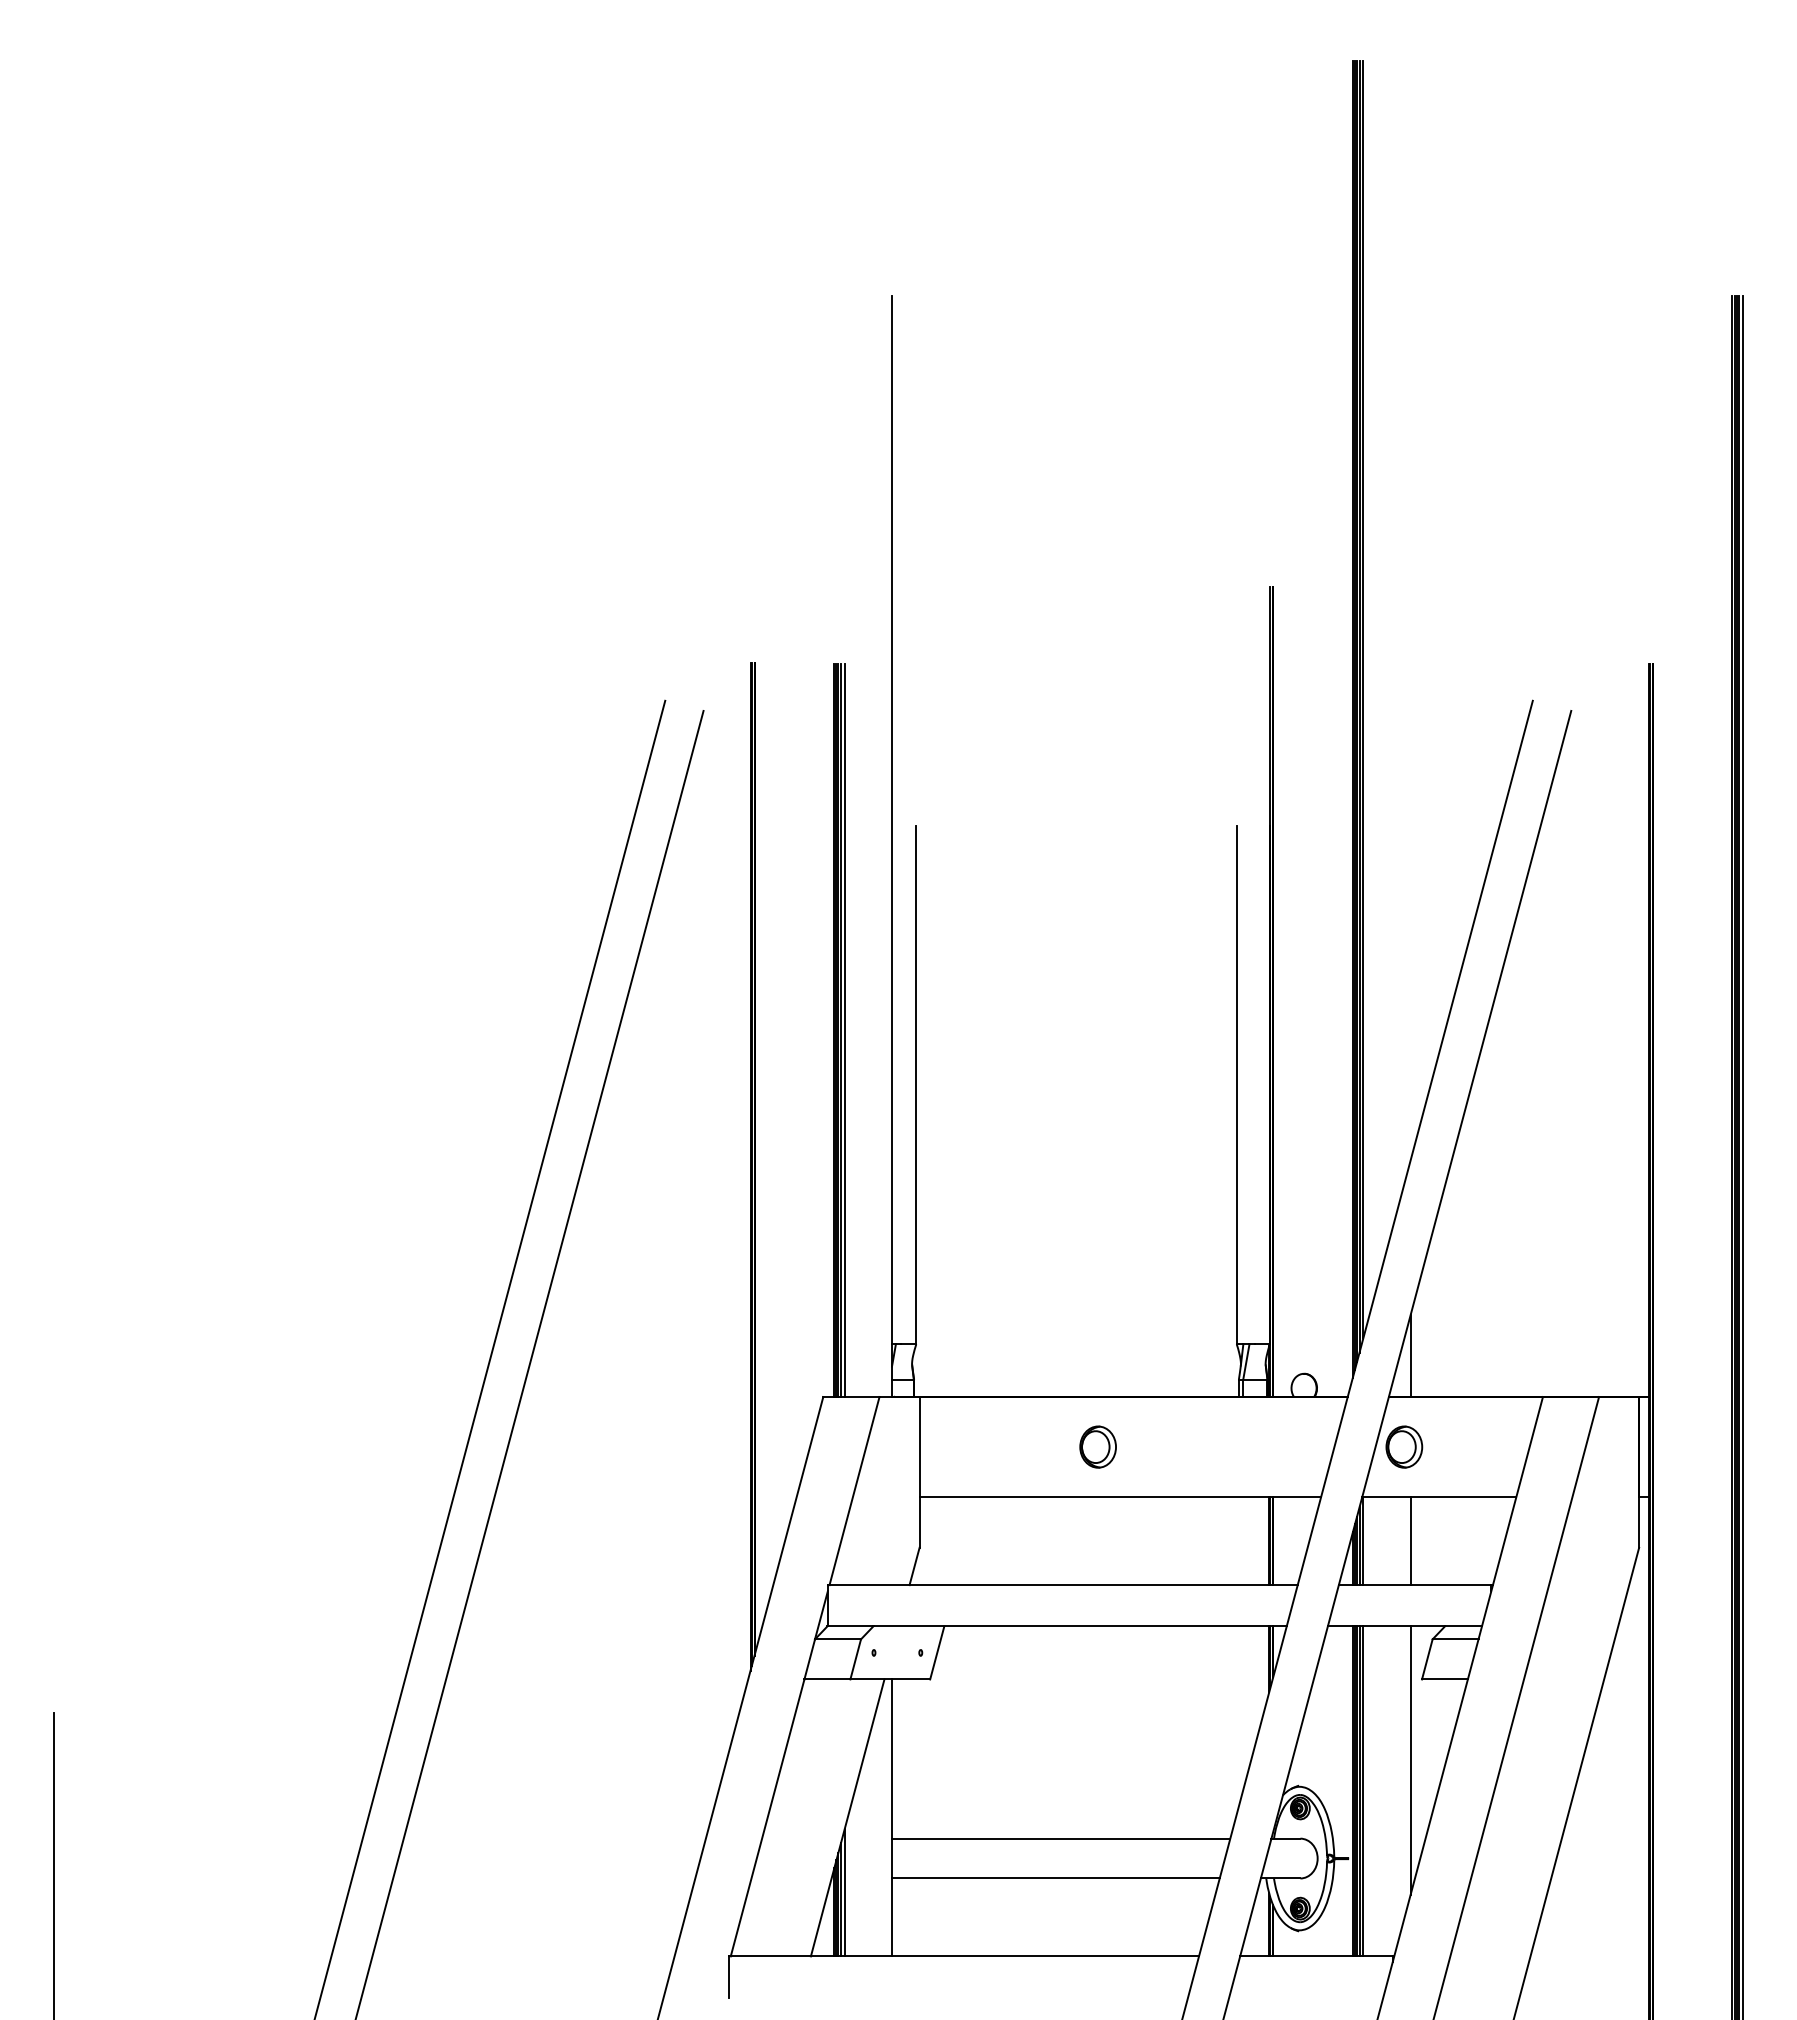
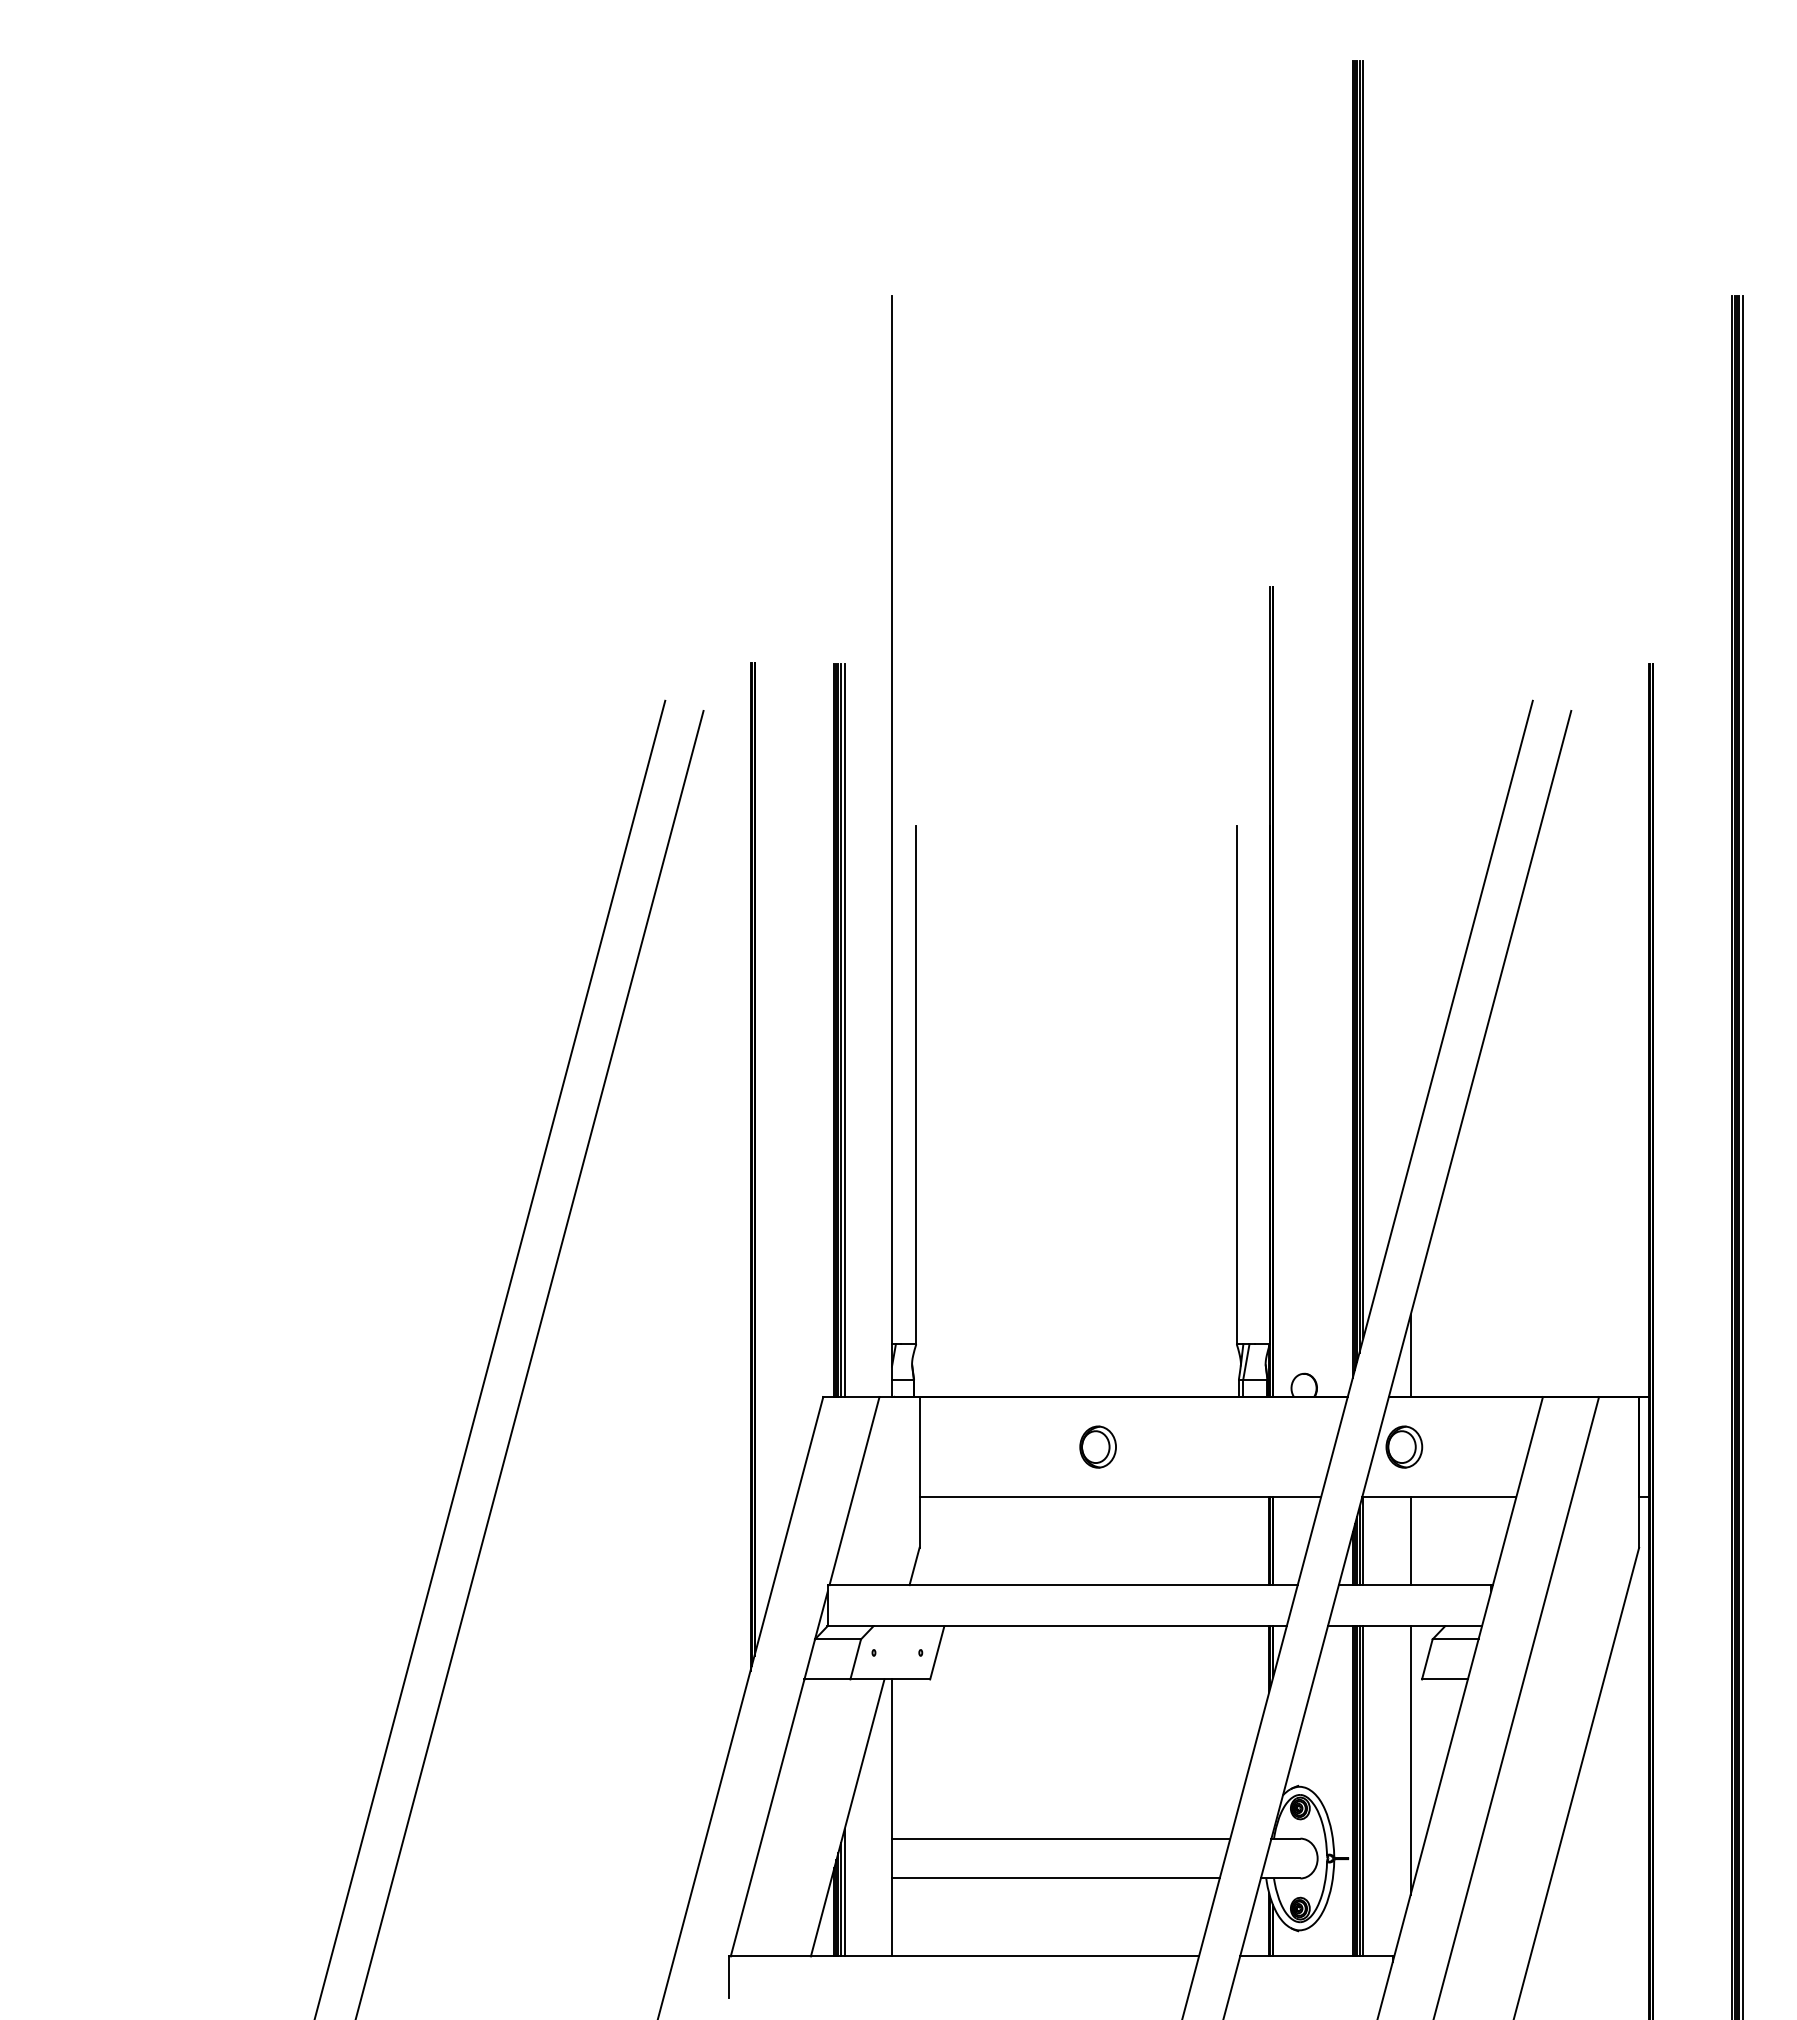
line: present -> none (53, 1864)
